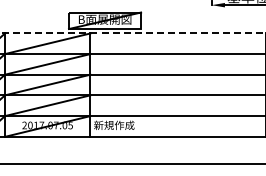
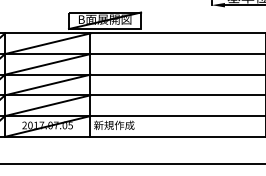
line: dashed -> solid (133, 33)
